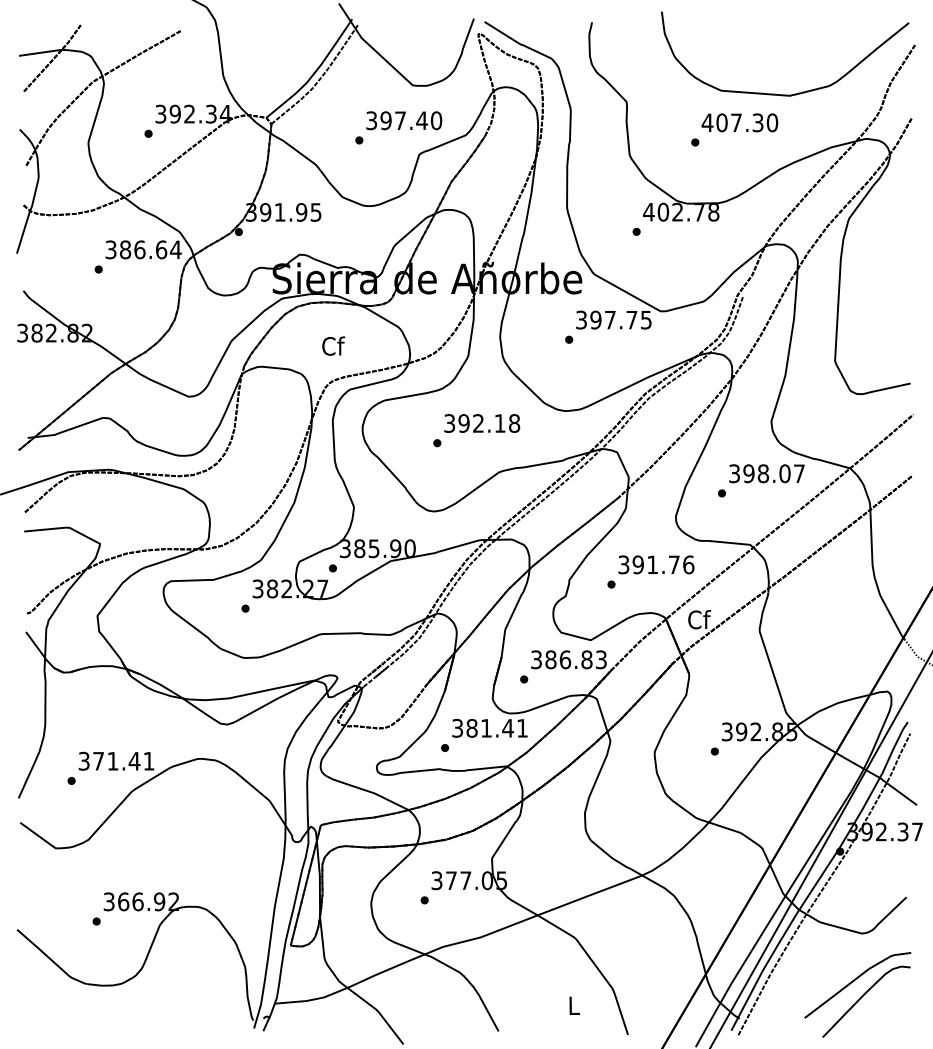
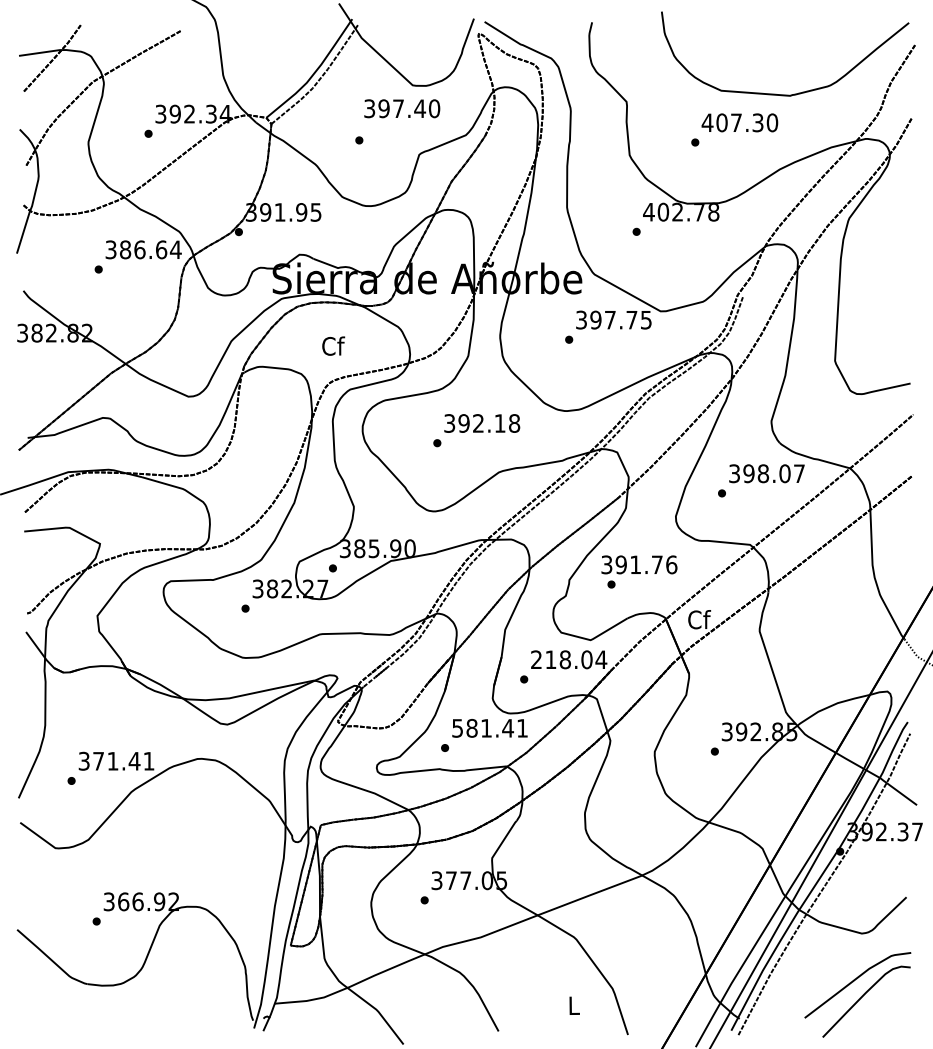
text position: (404, 120) -> (402, 108) (402, 108)
text position: (656, 564) -> (639, 564) (639, 564)
text: 386.83 -> 218.04 (569, 659)
text: 381.41 -> 581.41 (457, 727)
